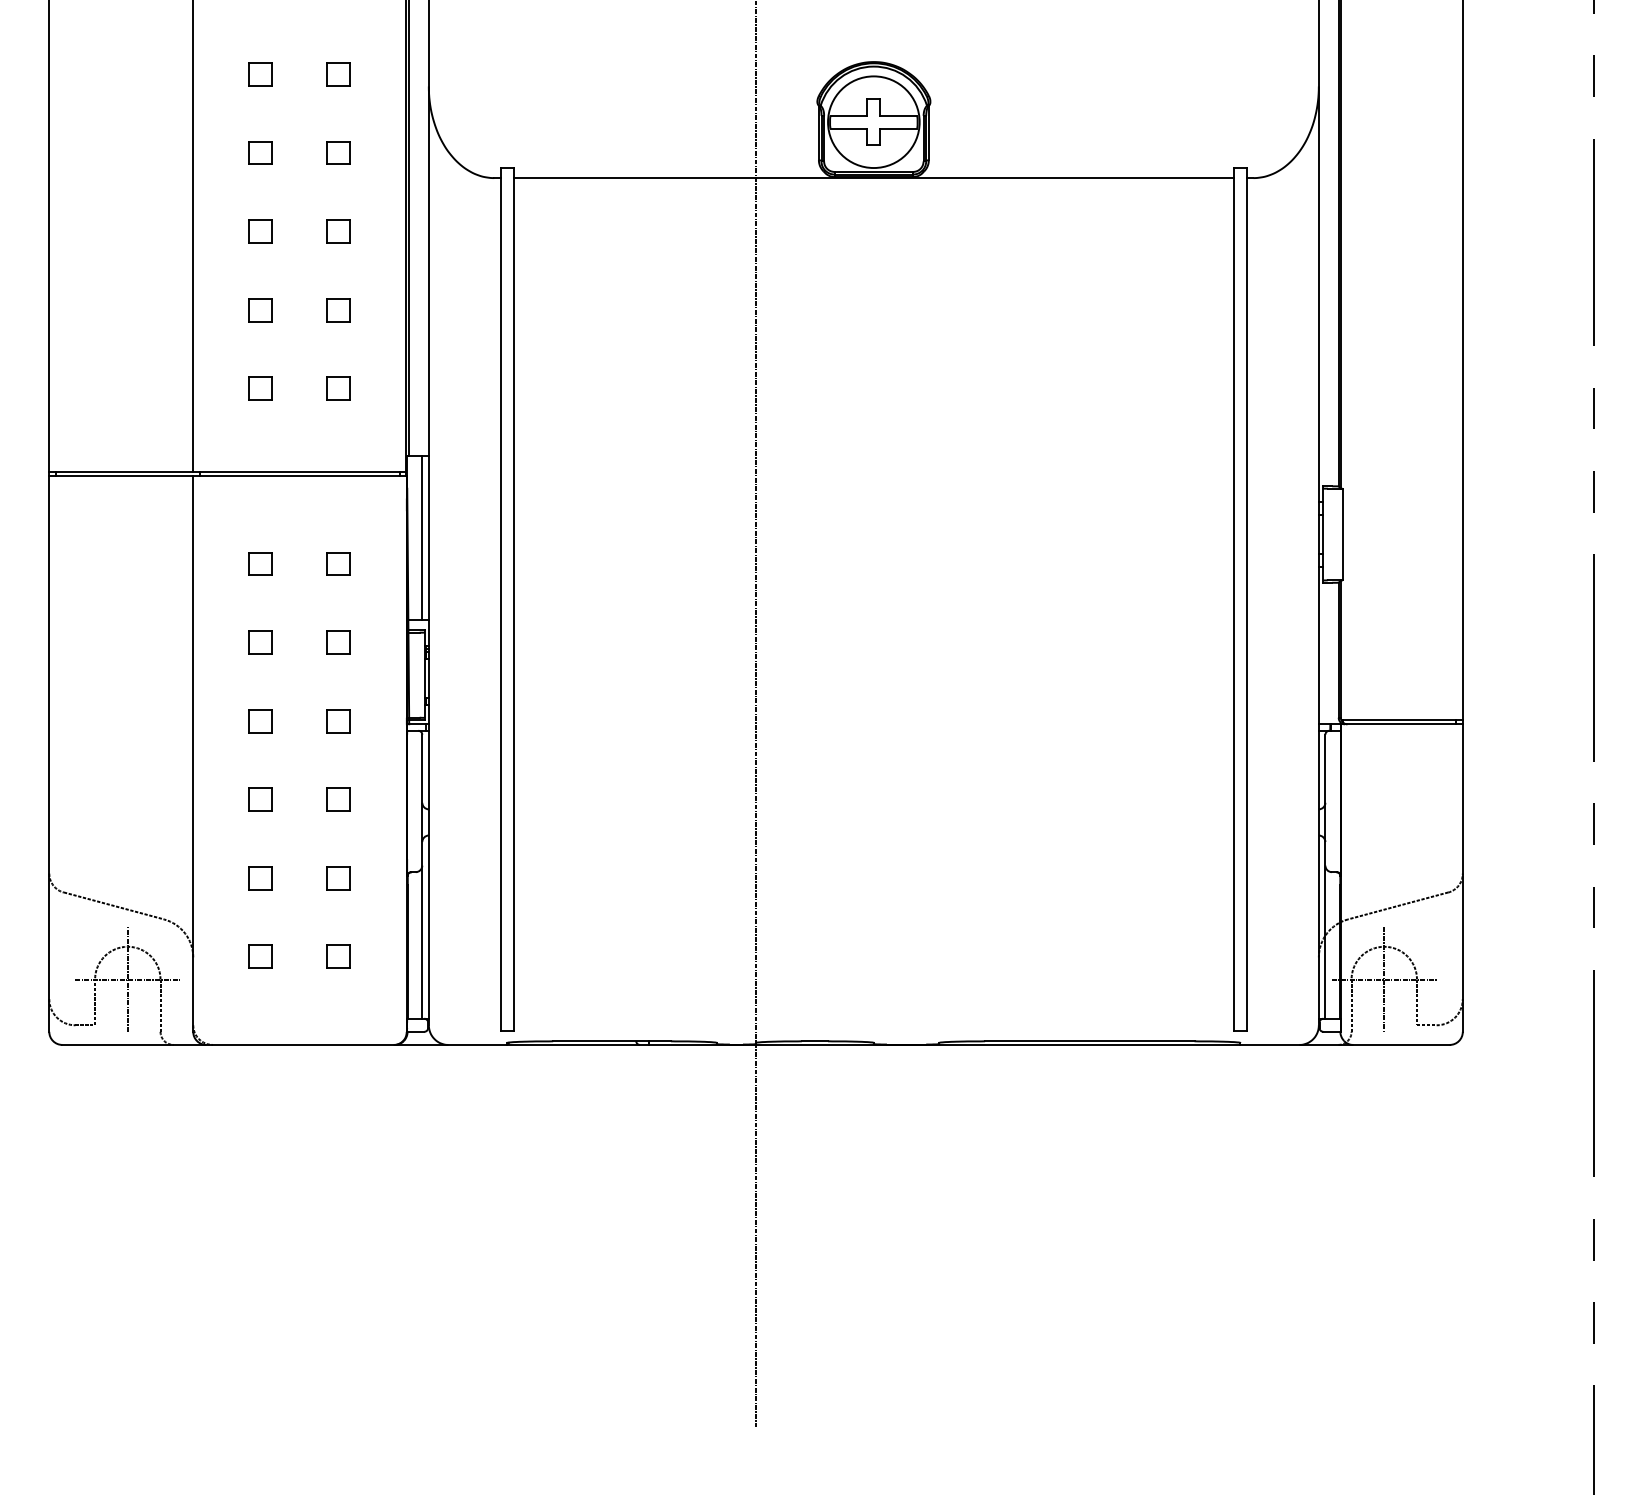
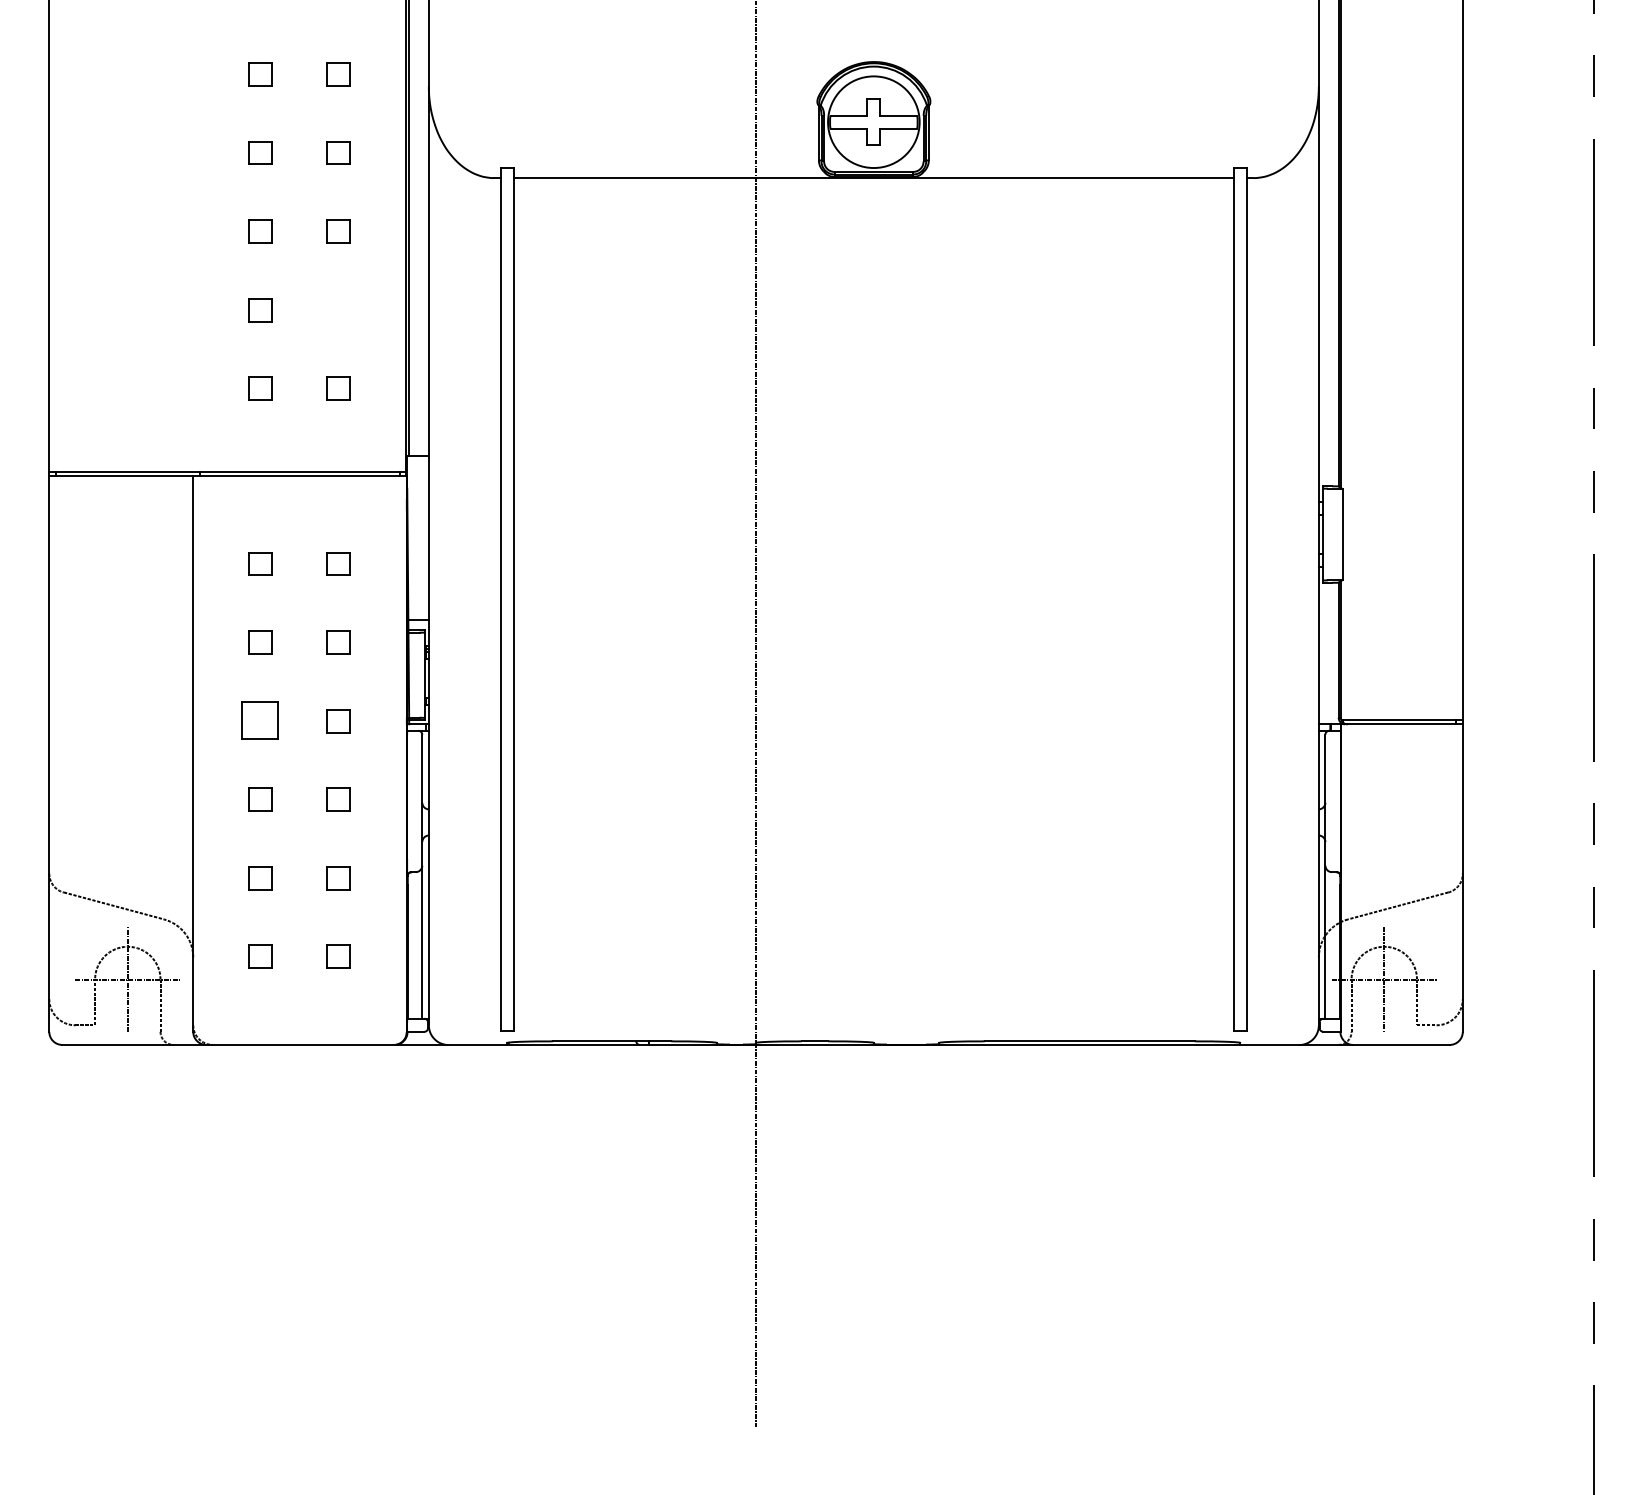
line: present -> none (193, 236)
part: present -> none (338, 310)
line: present -> none (422, 537)
part size: 25x25 px -> 38x39 px (259, 720)
